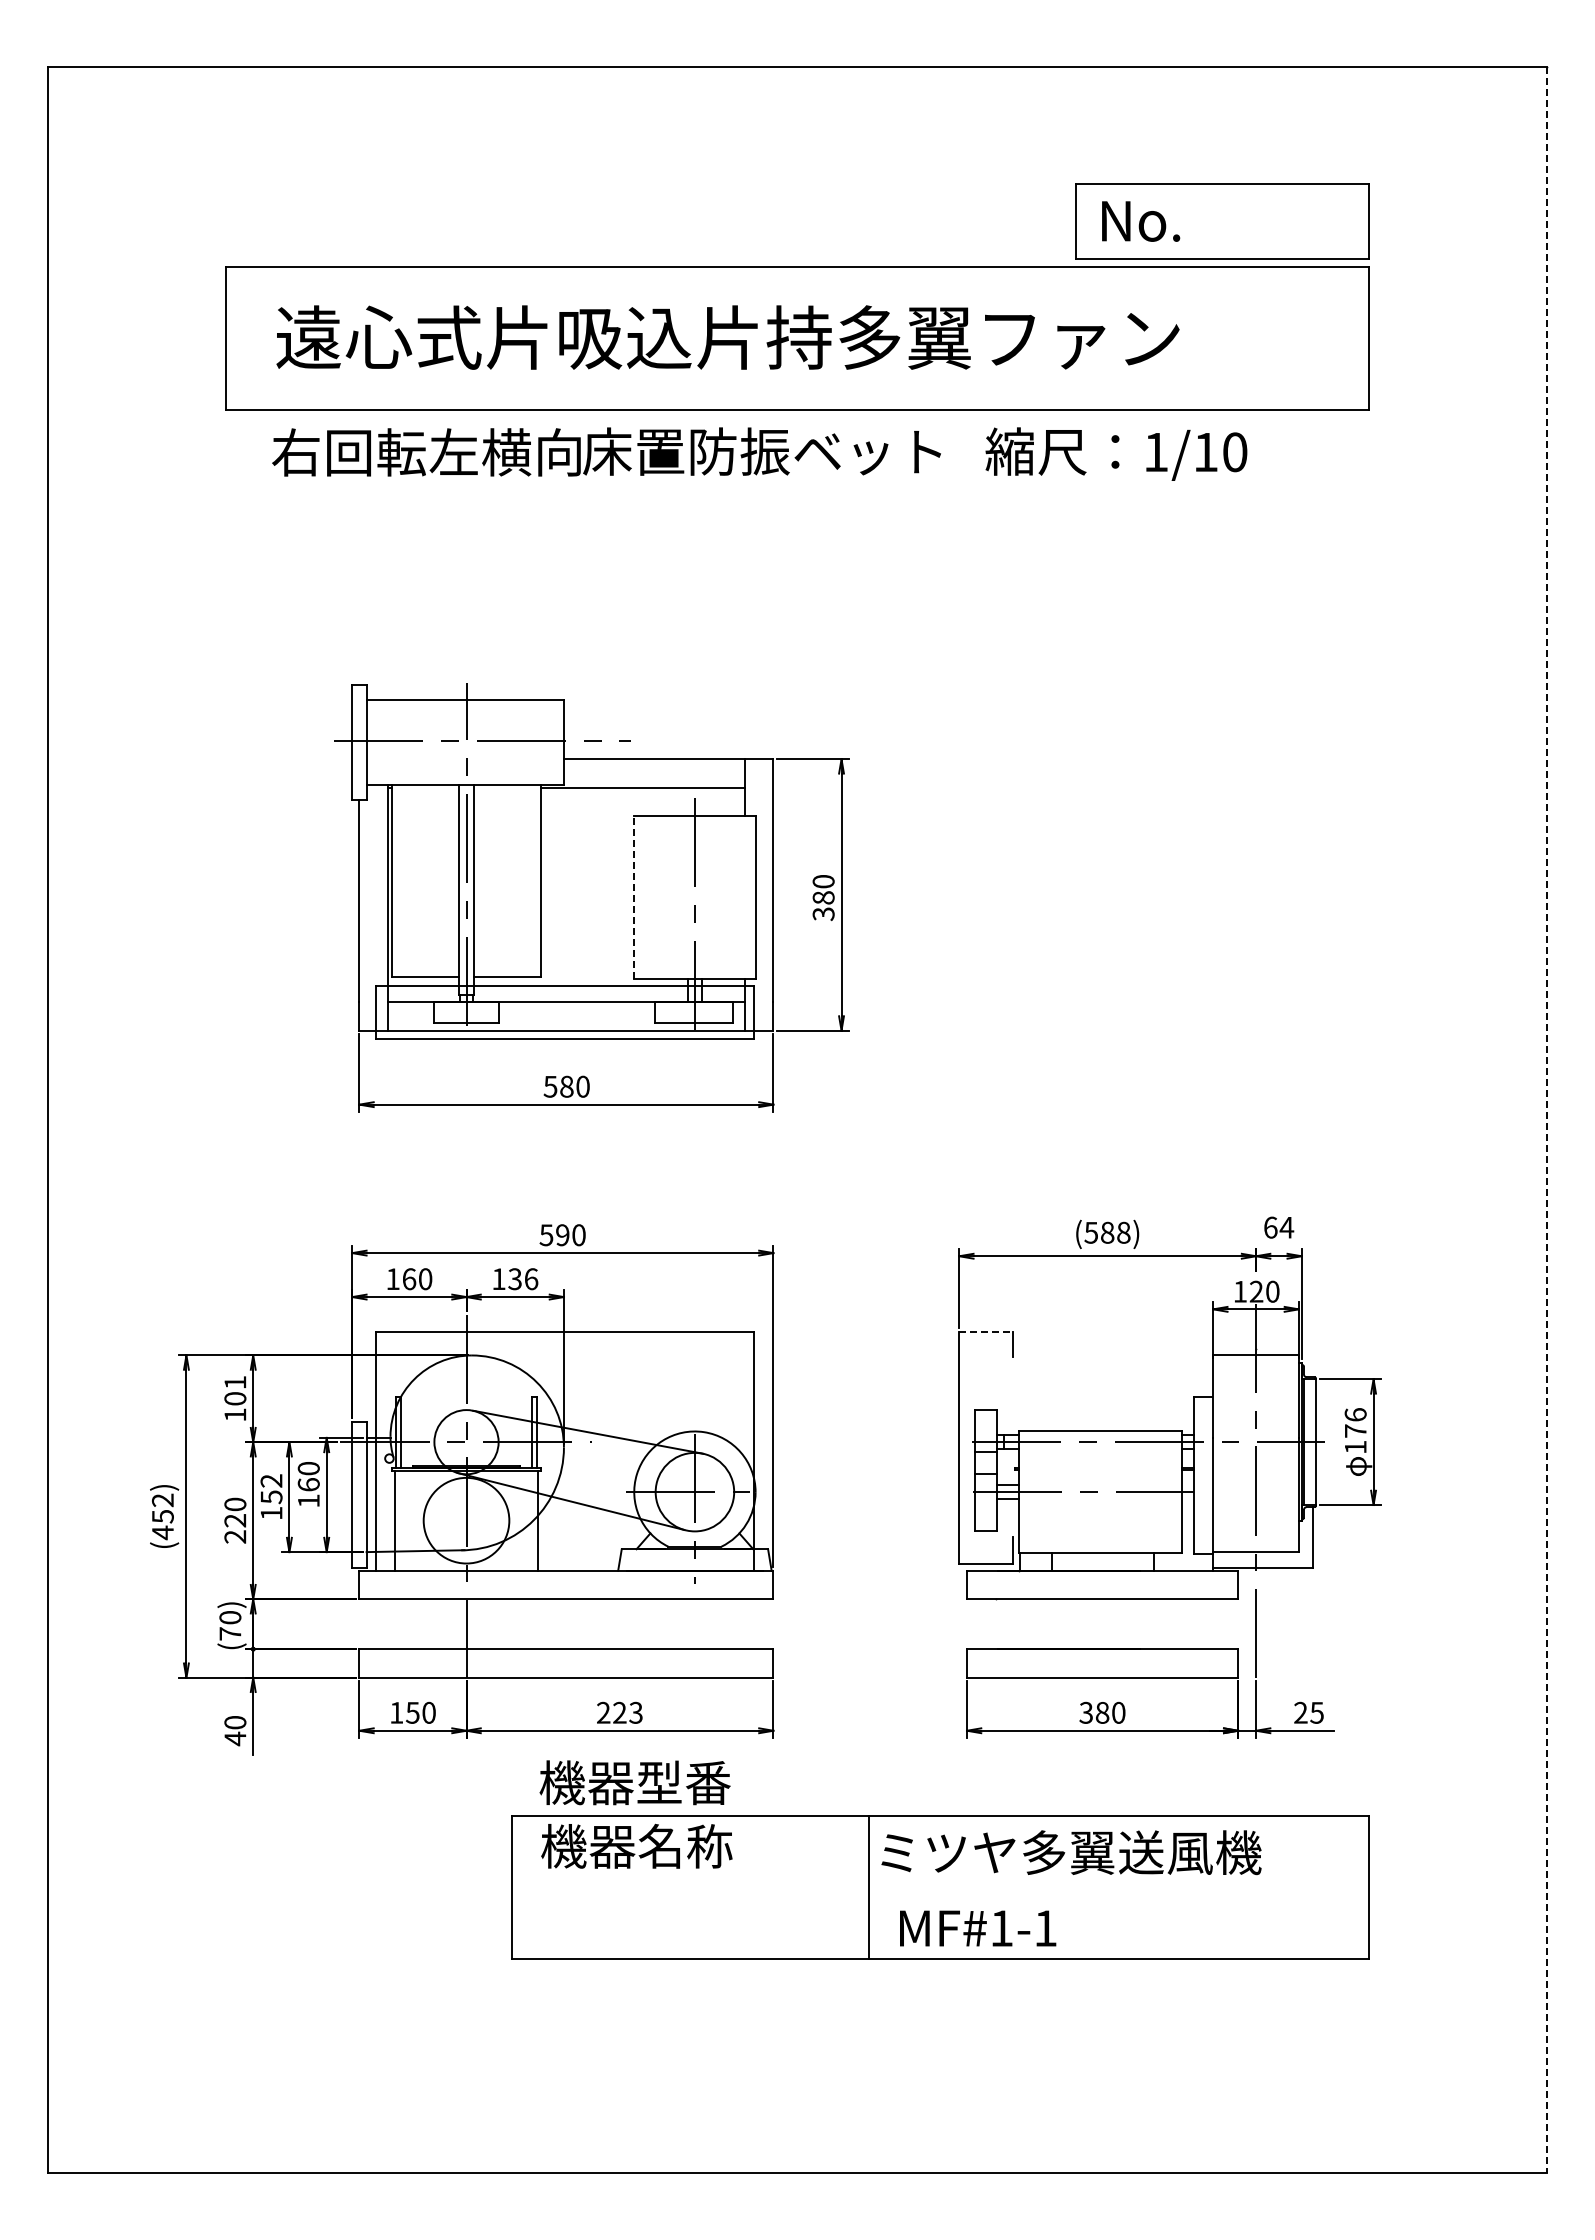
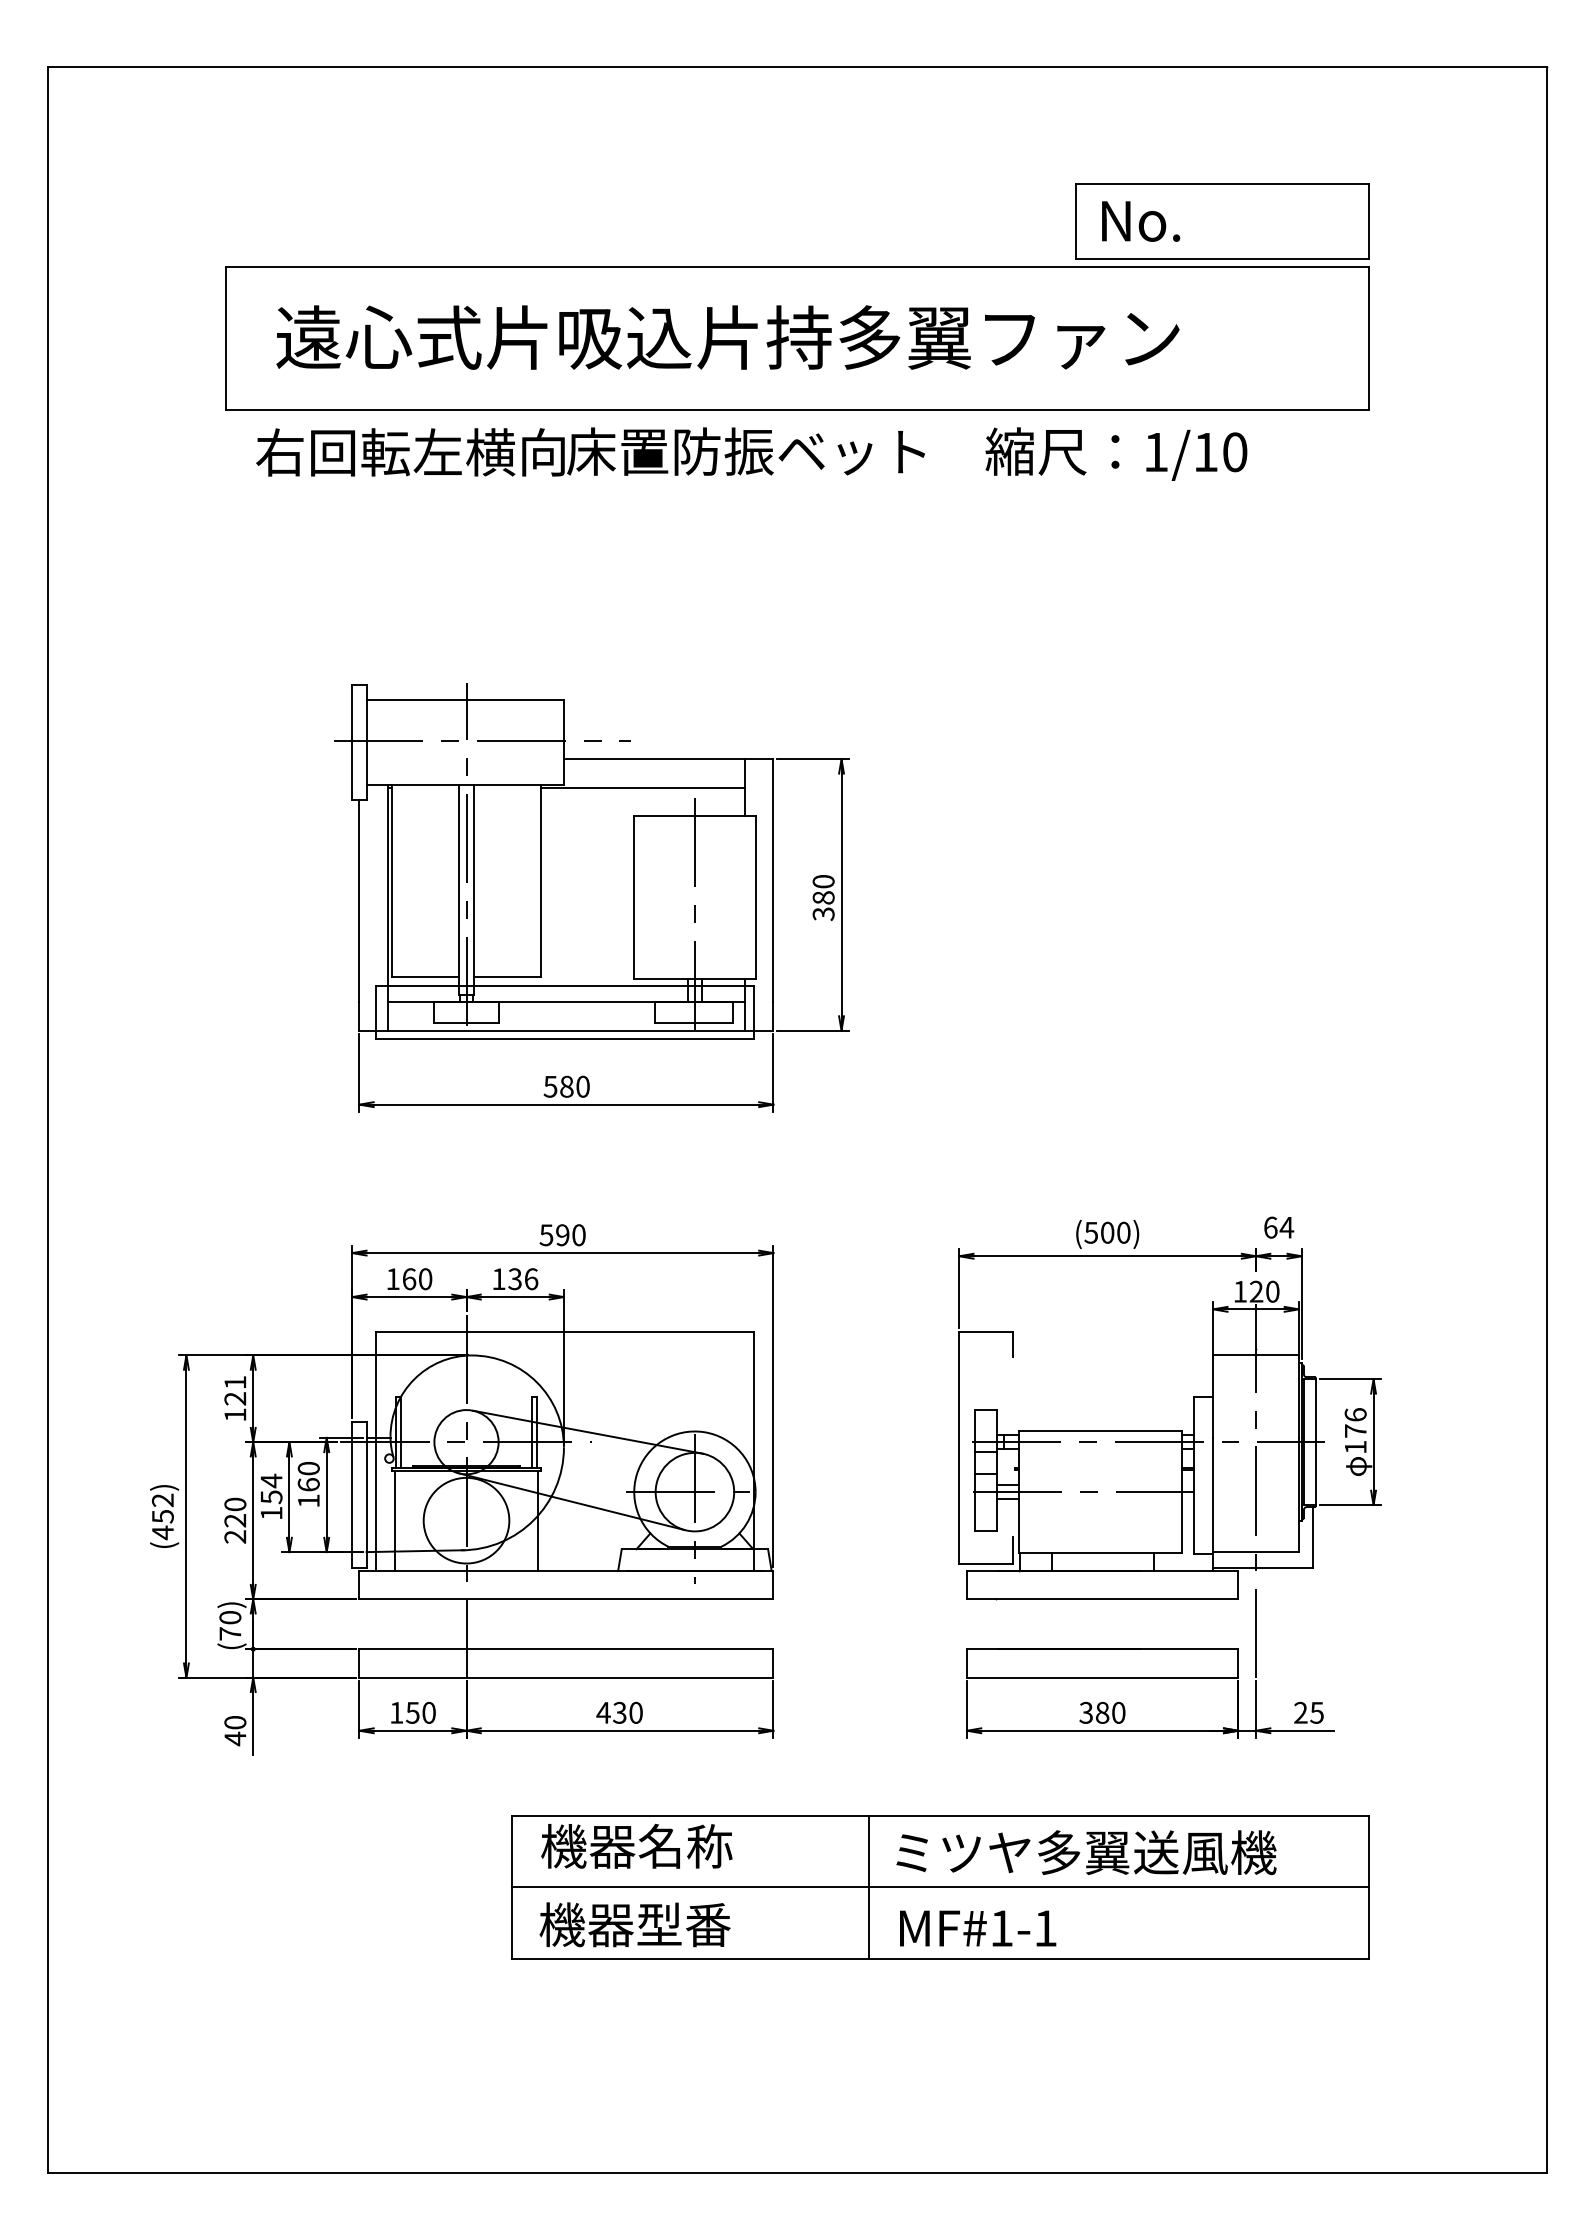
text position: (606, 451) -> (590, 451) (590, 451)
line: dashed -> solid (634, 897)
line: dashed -> solid (1546, 1119)
text: (588) -> (500) (1115, 1232)
line: dashed -> solid (986, 1331)
text: 101 -> 121 (235, 1398)
text: 152 -> 154 (271, 1480)
text: 223 -> 430 (619, 1712)
text position: (634, 1782) -> (634, 1924) (634, 1924)
text position: (1071, 1852) -> (1086, 1852) (1086, 1852)
line: none -> present (939, 1887)
